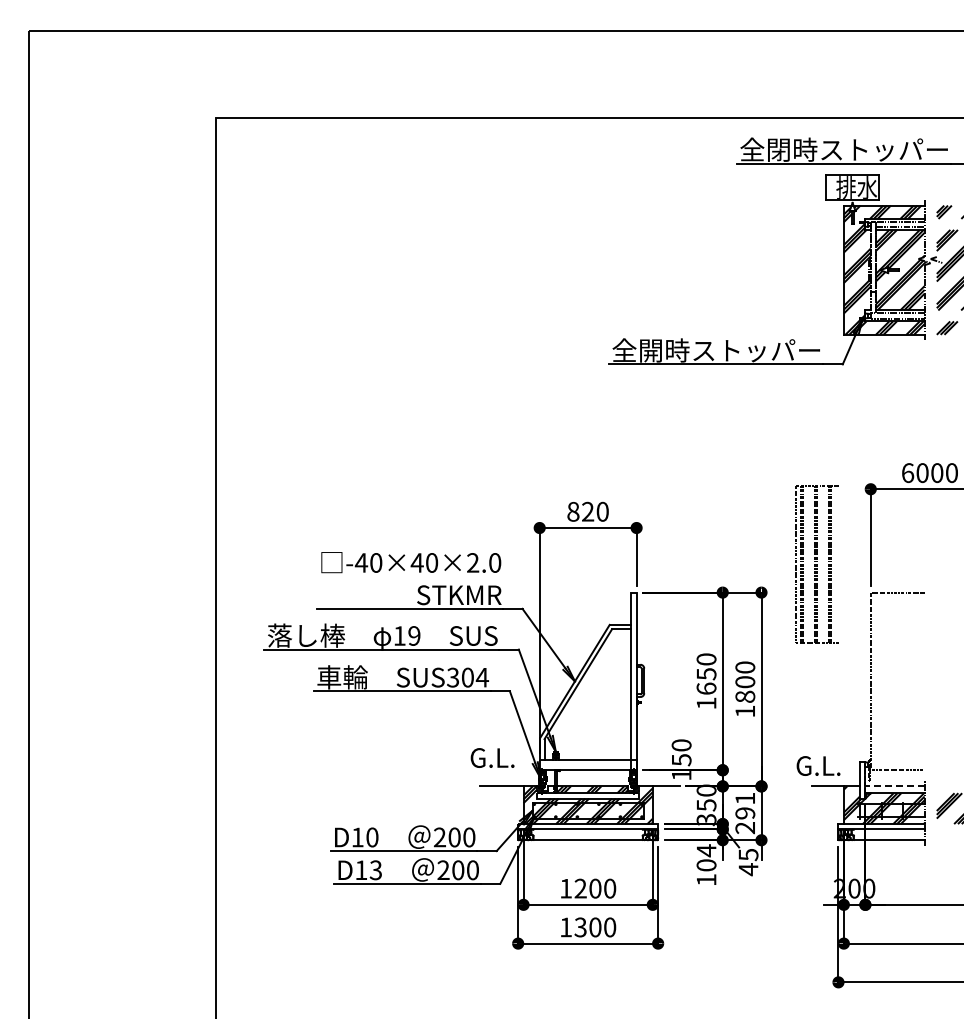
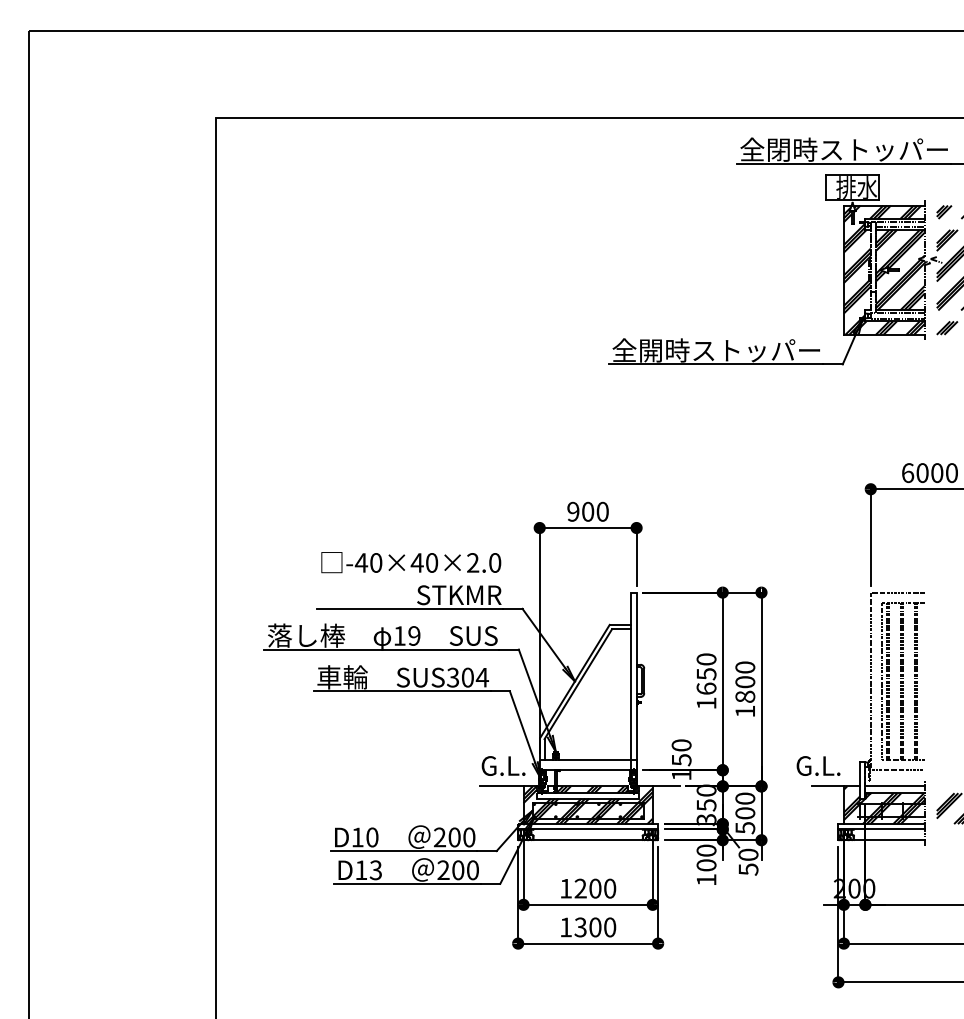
text: 820 -> 900 (580, 511)
part position: (816, 564) -> (902, 681) (902, 681)
text position: (492, 757) -> (503, 765) (503, 765)
line: dashed -> solid (895, 786)
text: 291 -> 500 (745, 813)
text: 104 -> 100 (706, 850)
text: 45 -> 50 (748, 862)
